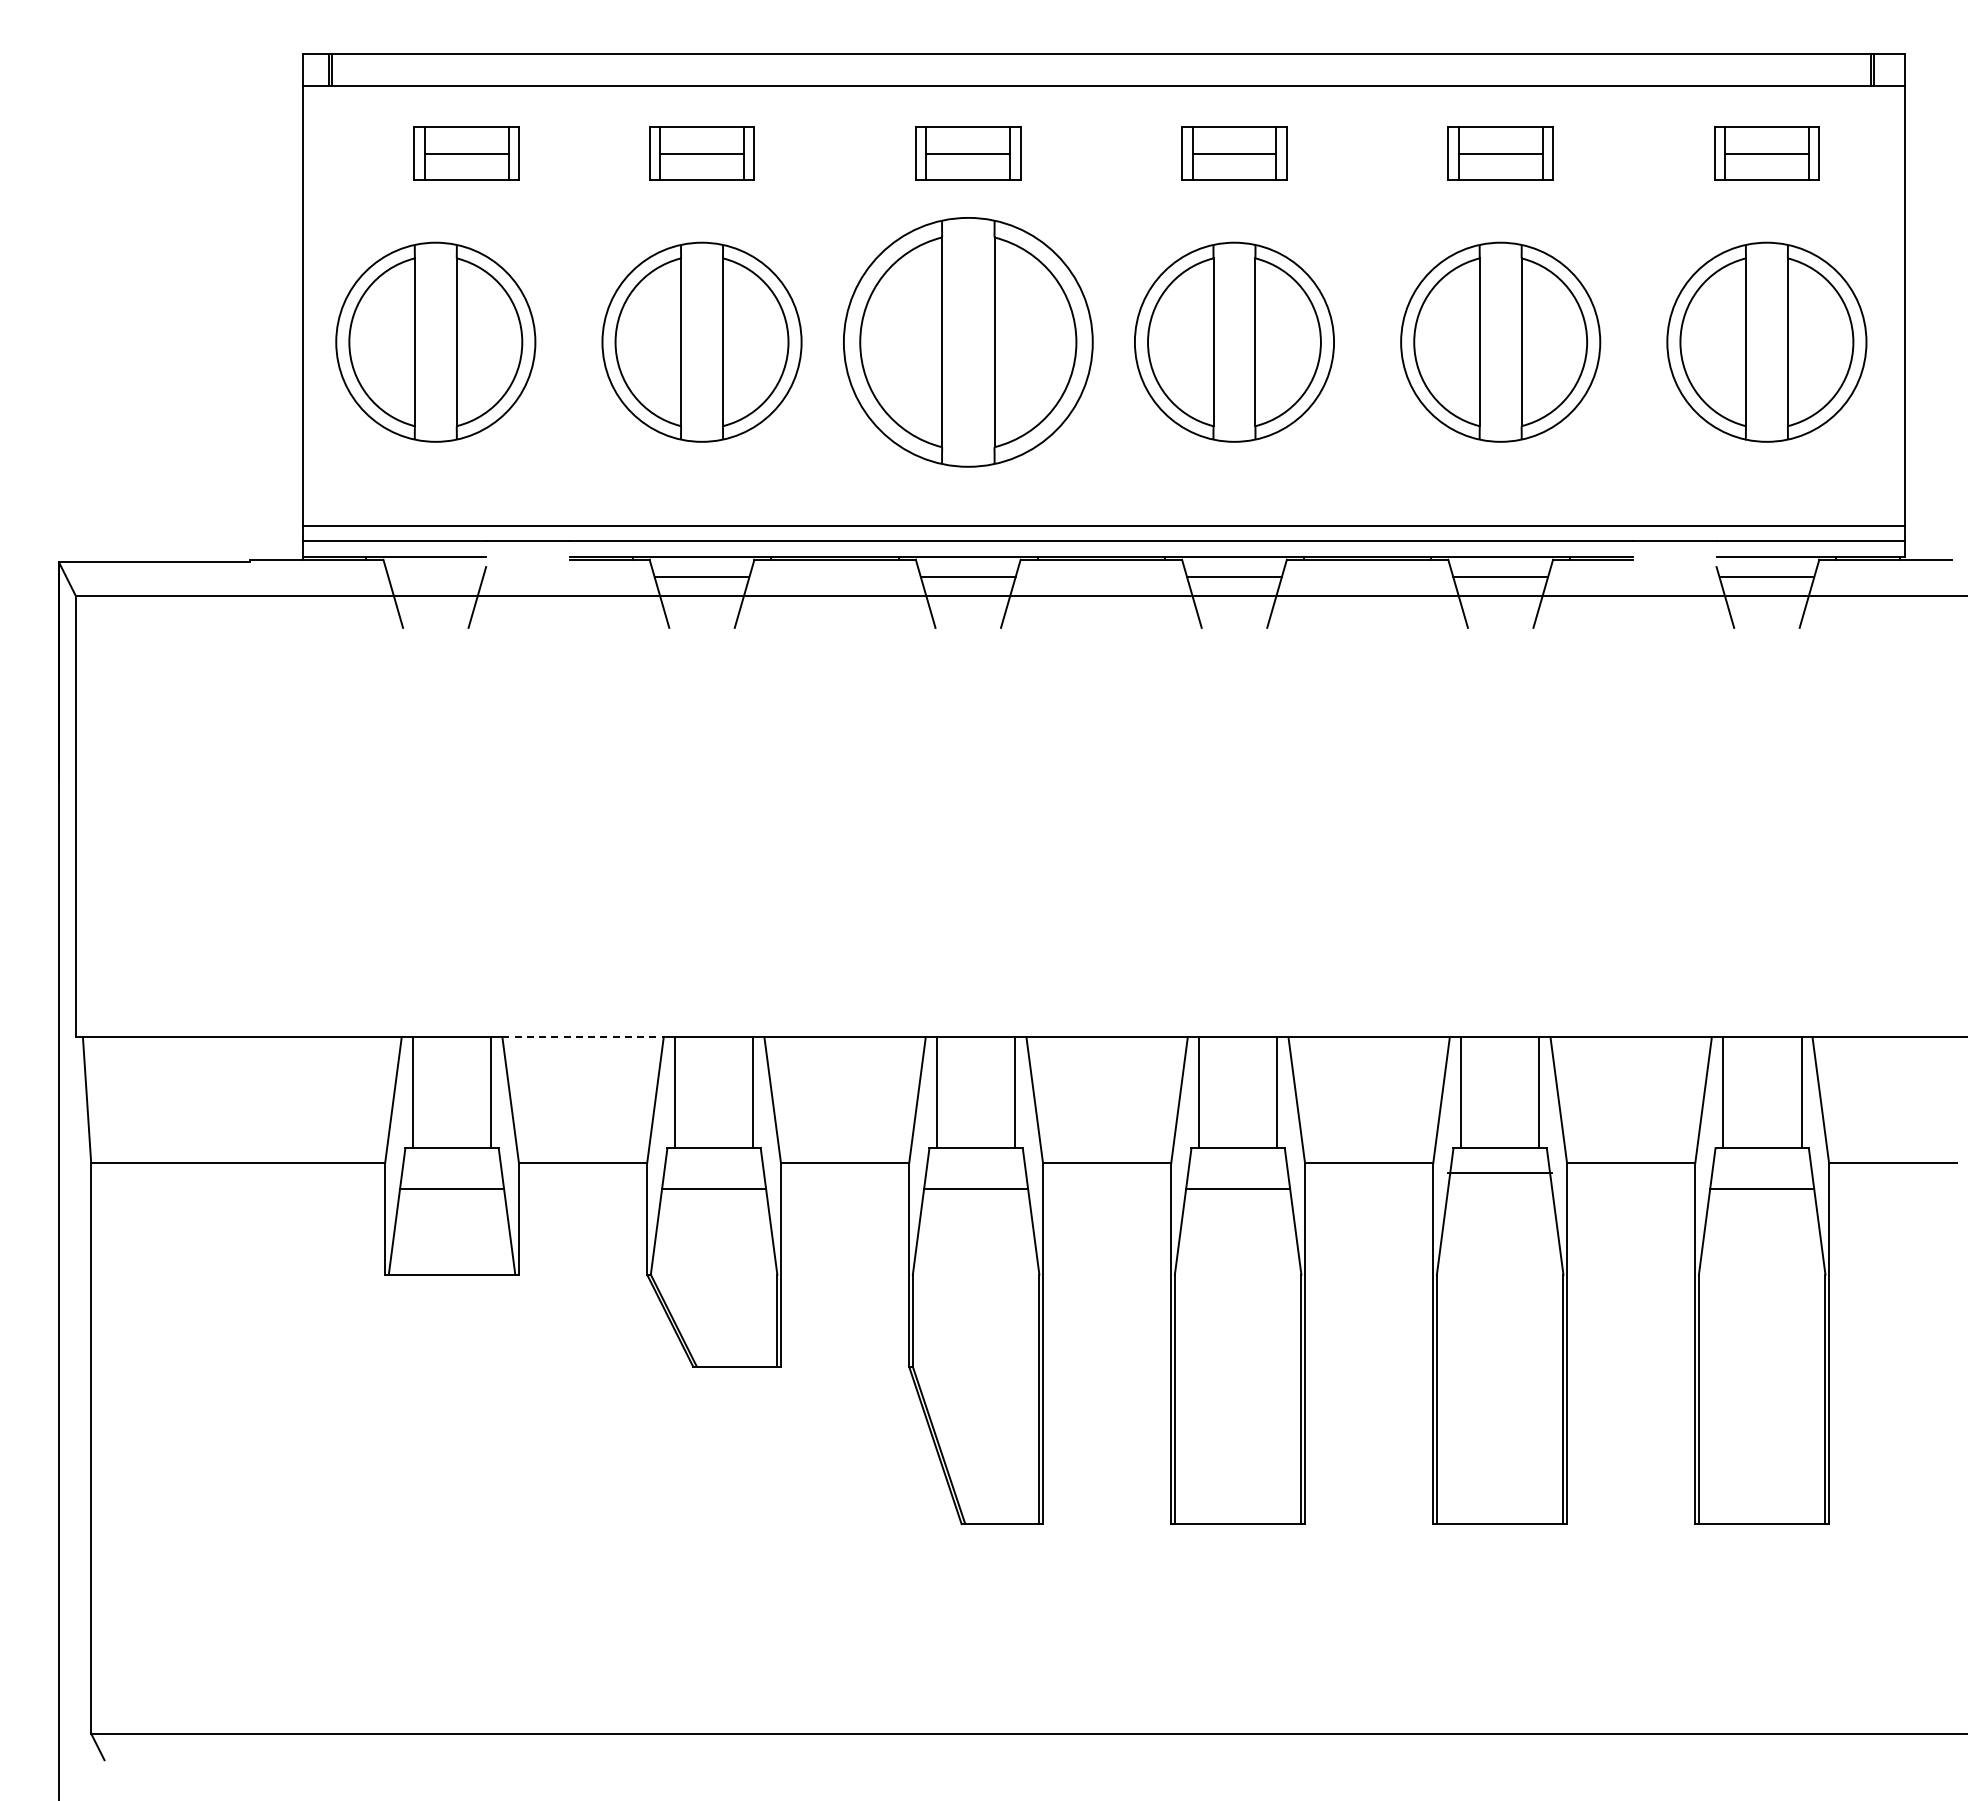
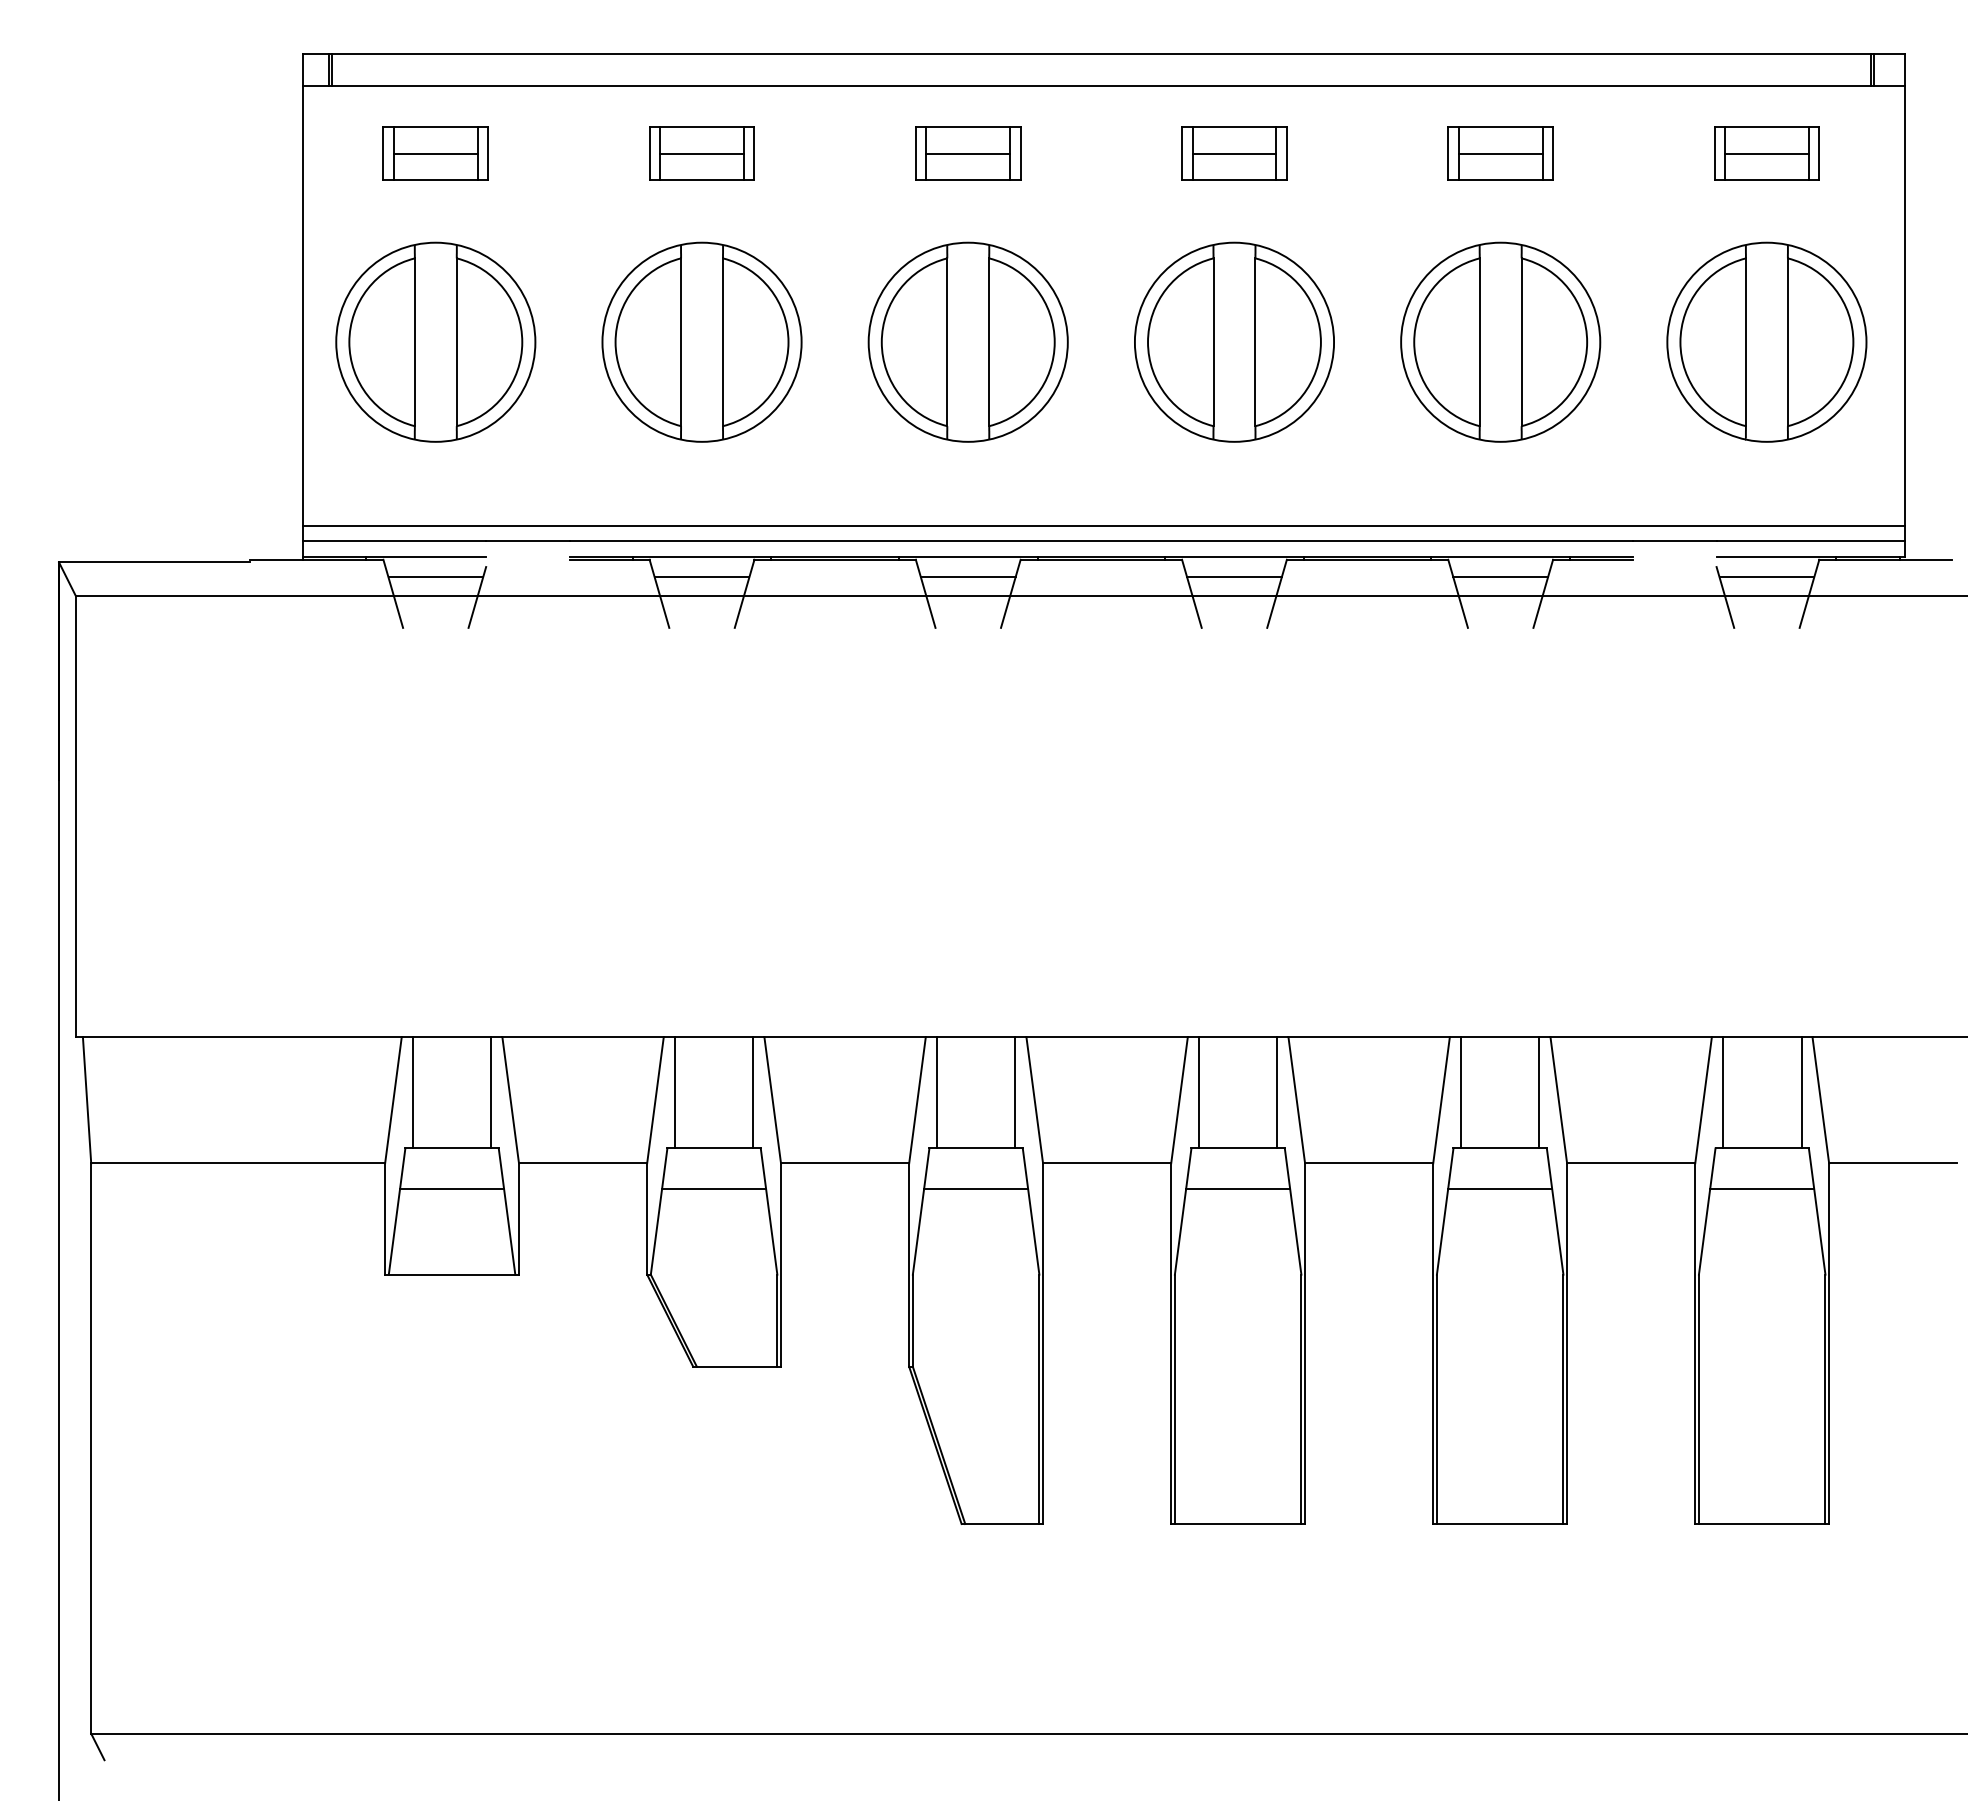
part position: (466, 153) -> (435, 153) (435, 153)
part size: 251x251 px -> 202x202 px (967, 341)
line: none -> present (435, 577)
line: dashed -> solid (583, 1037)
line position: (1500, 1172) -> (1500, 1188) (1500, 1188)
